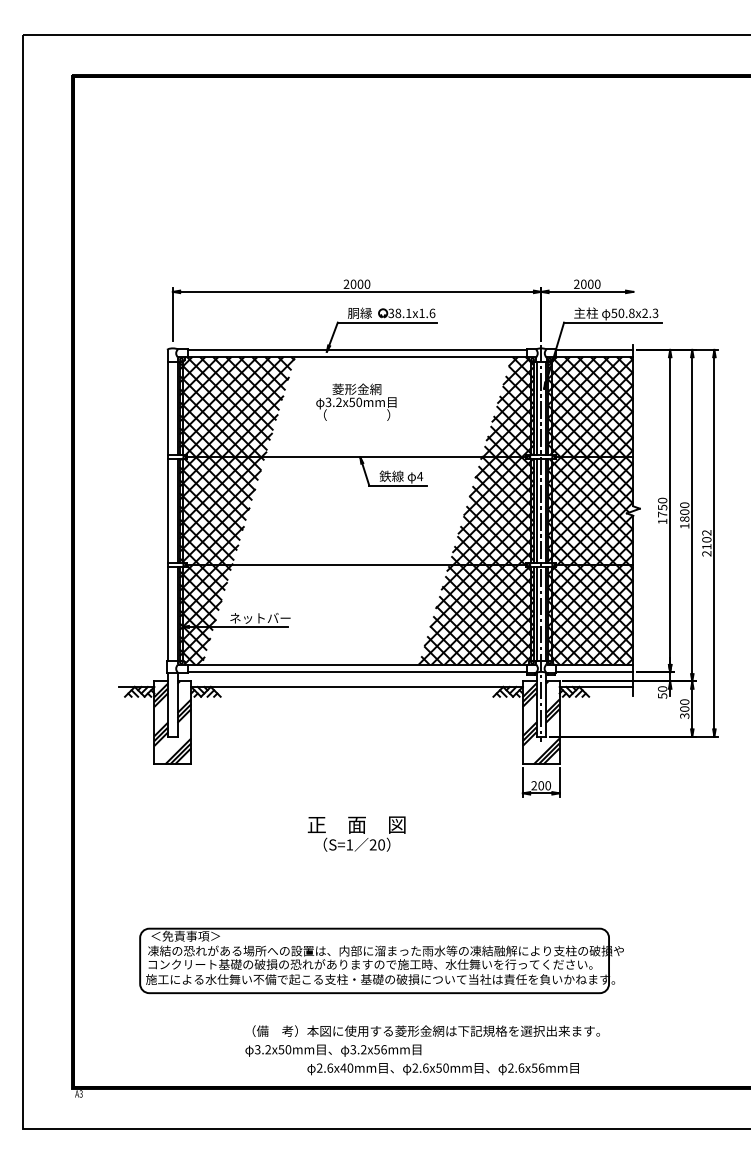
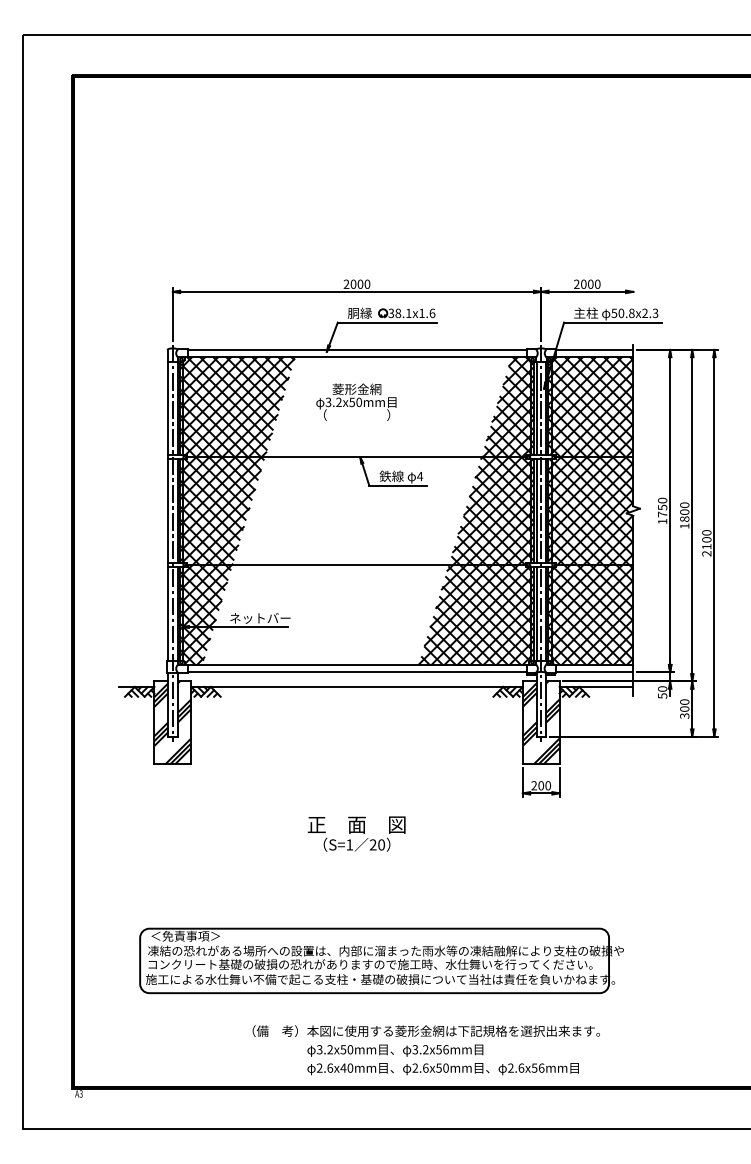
text: 2102 -> 2100 (706, 532)
line: none -> present (172, 543)
text position: (333, 1050) -> (395, 1050) (395, 1050)
